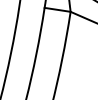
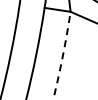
arc: solid -> dashed (62, 56)
